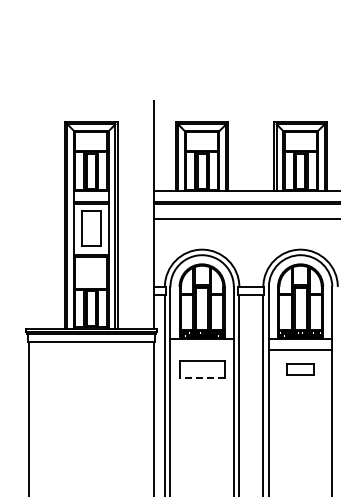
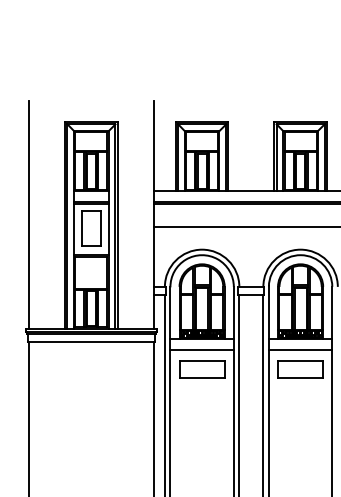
line: none -> present (29, 214)
line position: (245, 218) -> (245, 226) (245, 226)
line: none -> present (201, 349)
part size: 29x13 px -> 47x19 px (300, 369)
line: dashed -> solid (202, 378)
